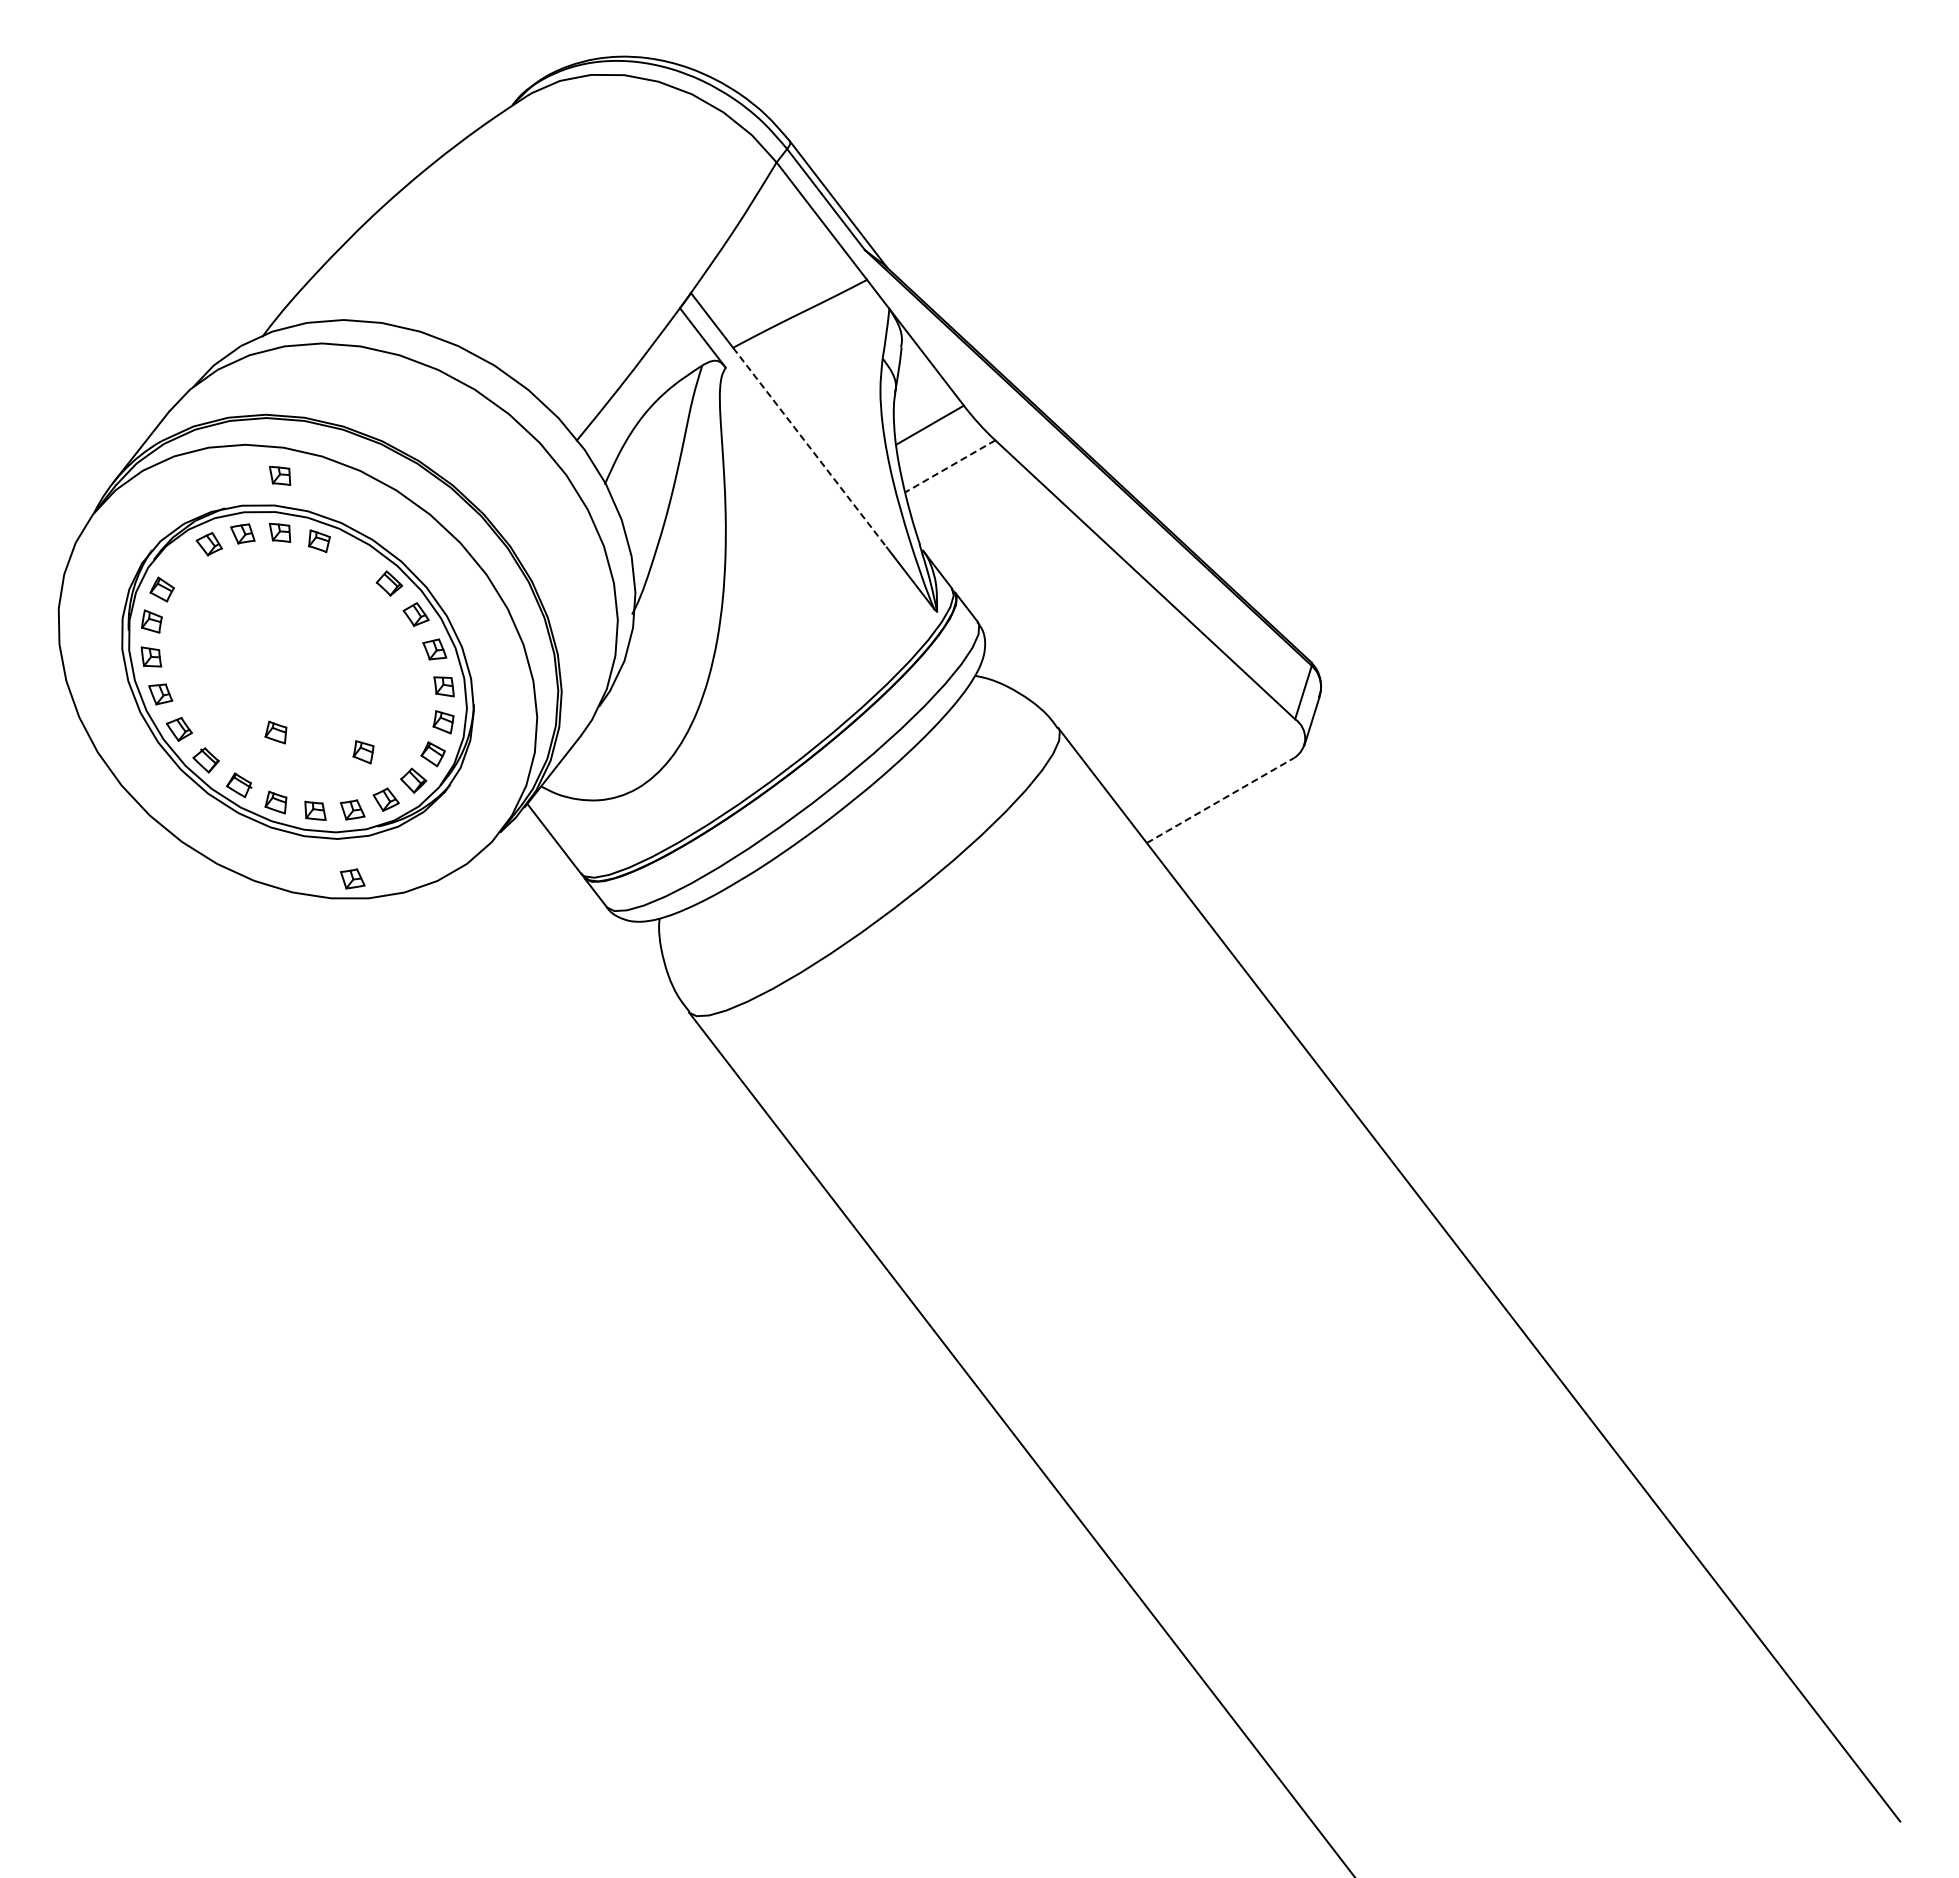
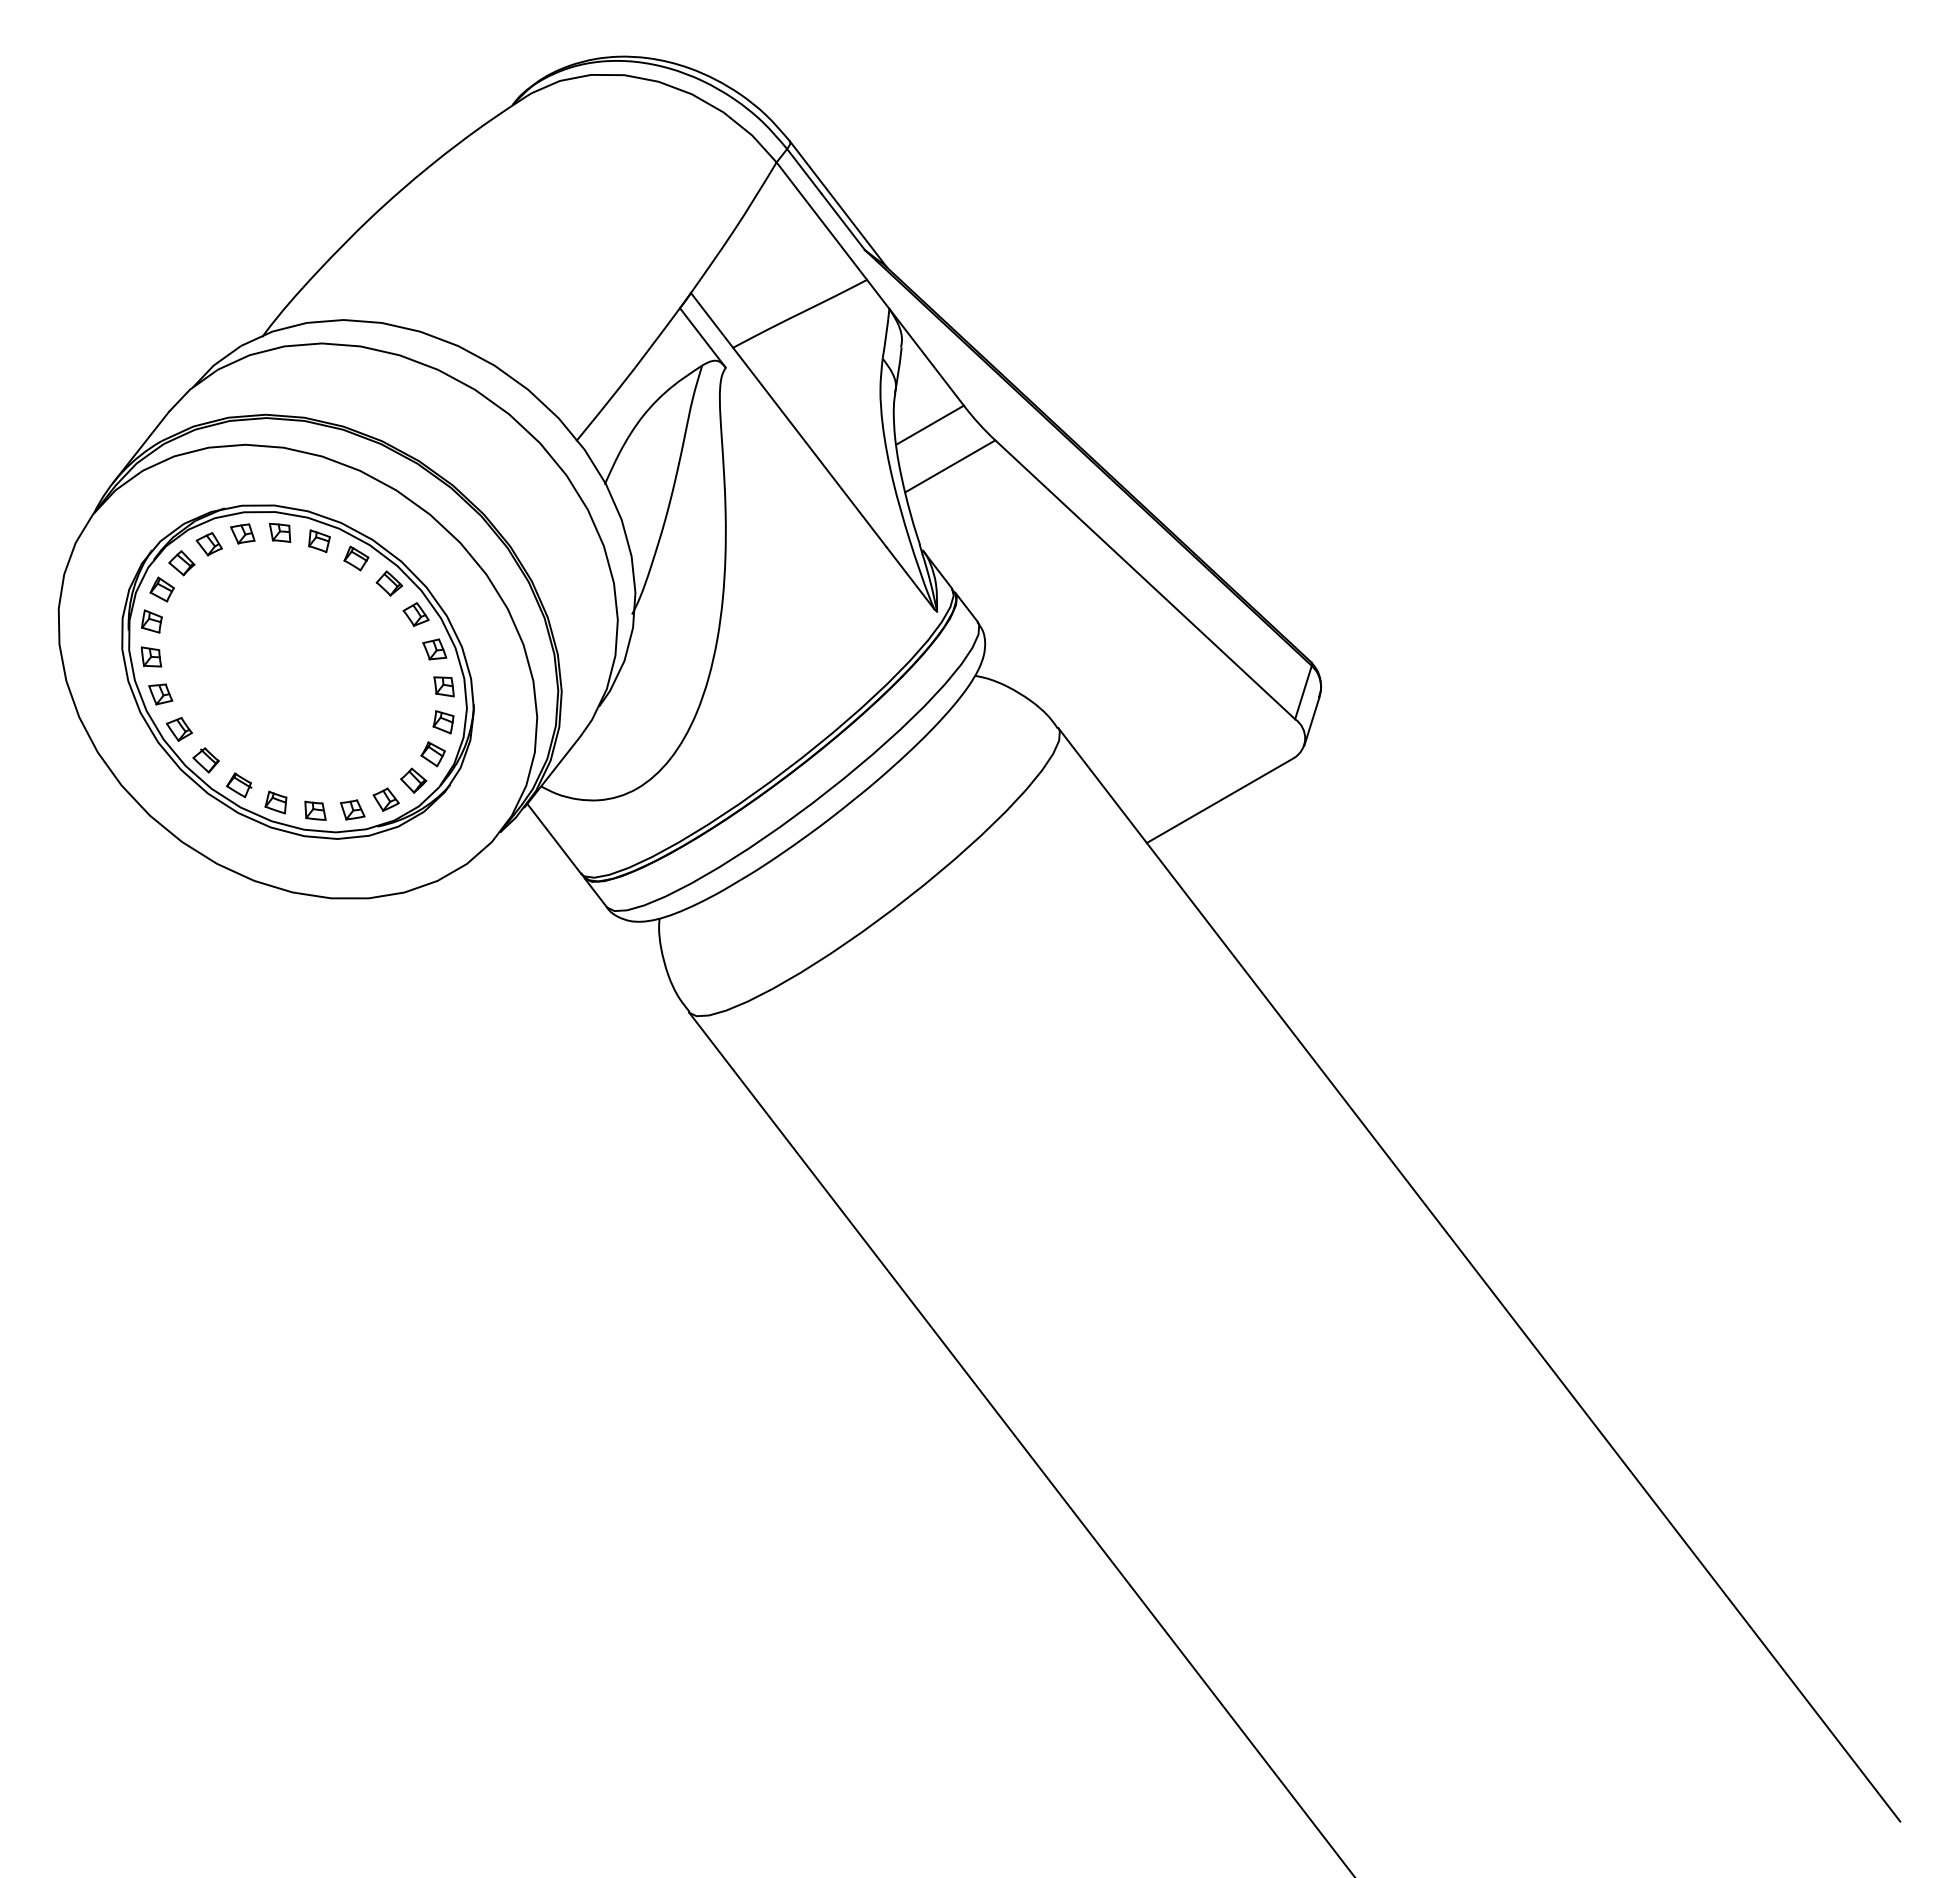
line: dashed -> solid (810, 448)
line: dashed -> solid (949, 466)
part: present -> none (279, 475)
part: none -> present (356, 558)
part: none -> present (181, 563)
part: present -> none (275, 732)
part: present -> none (363, 752)
line: dashed -> solid (1220, 800)
part: present -> none (352, 878)
